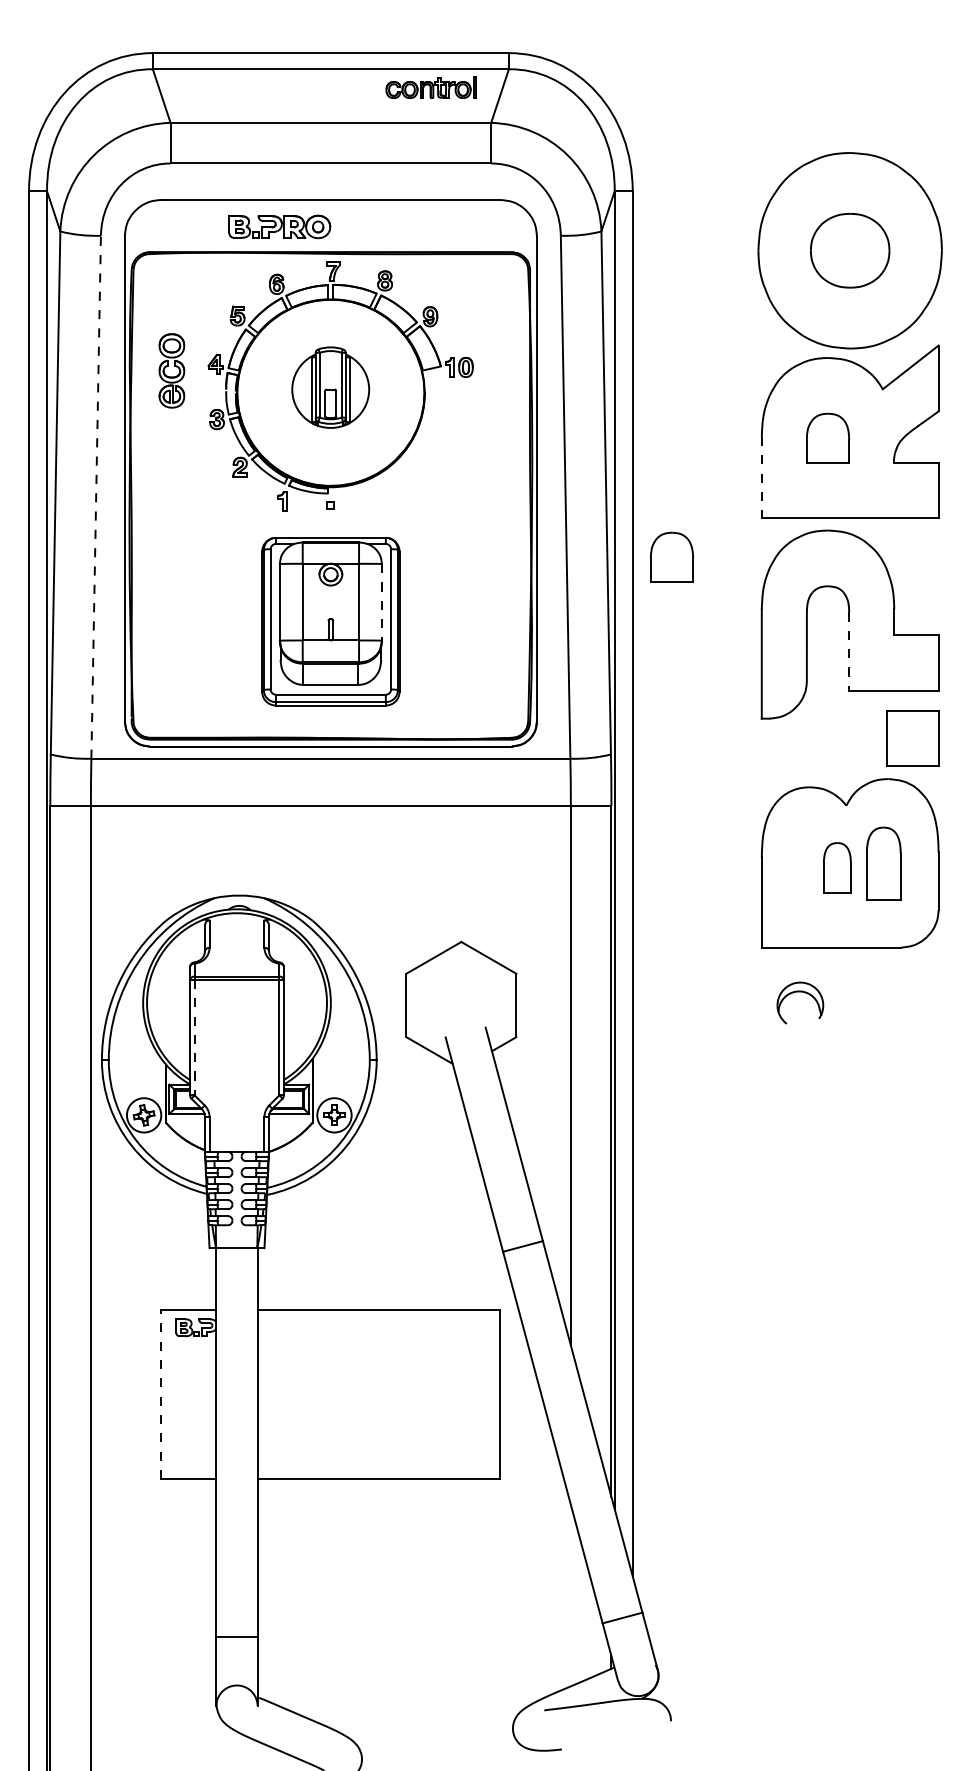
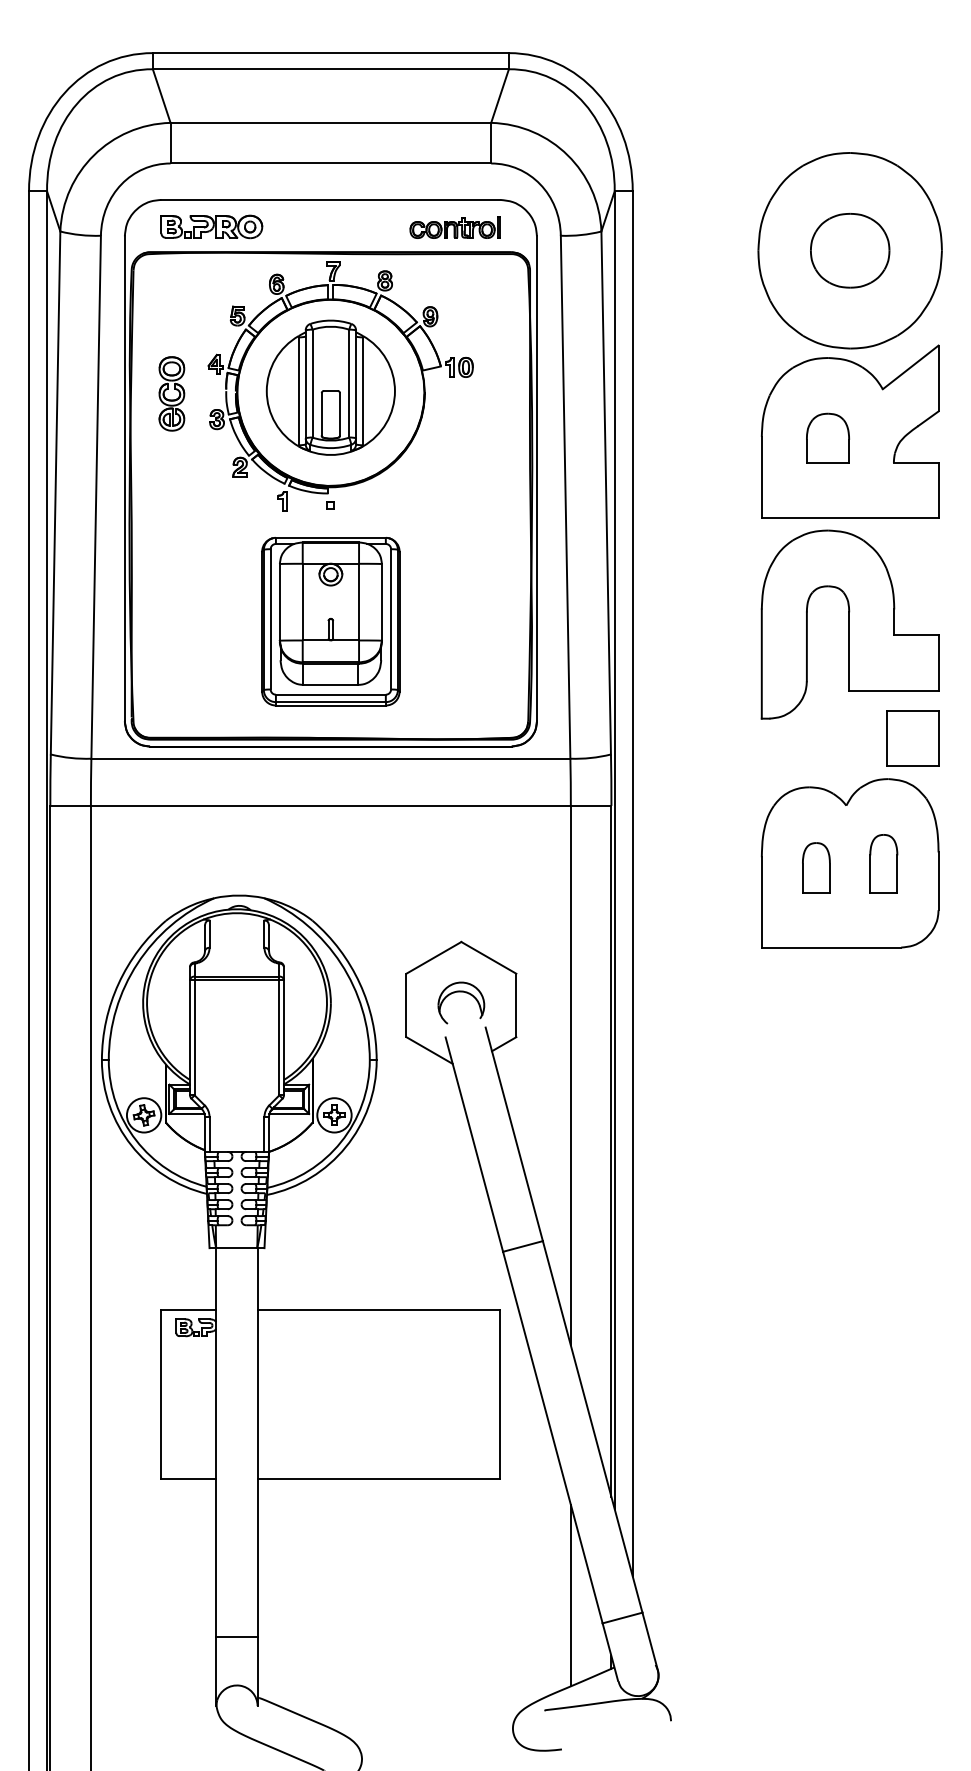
part position: (430, 87) -> (454, 227) (454, 227)
part position: (279, 226) -> (211, 226) (211, 226)
part position: (171, 370) -> (171, 393) (171, 393)
part size: 80x83 px -> 131x137 px (330, 387)
line: dashed -> solid (761, 477)
line: dashed -> solid (96, 497)
part: present -> none (671, 556)
line: dashed -> solid (381, 602)
line: dashed -> solid (849, 652)
part size: 36x75 px -> 30x60 px (883, 863)
part position: (837, 867) -> (816, 867) (816, 867)
part position: (804, 993) -> (465, 993) (465, 993)
line: dashed -> solid (194, 1037)
line: dashed -> solid (161, 1394)
line: none -> present (570, 1595)
